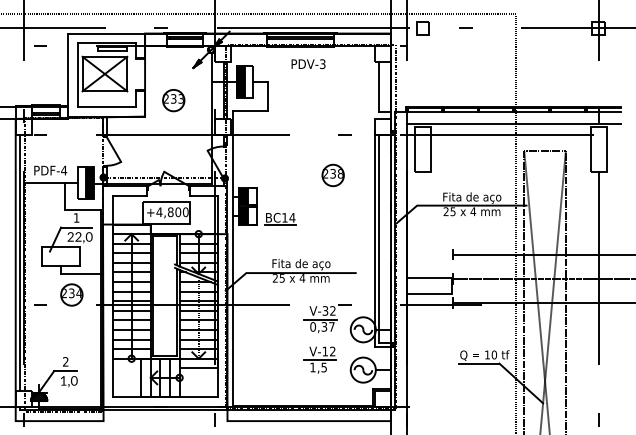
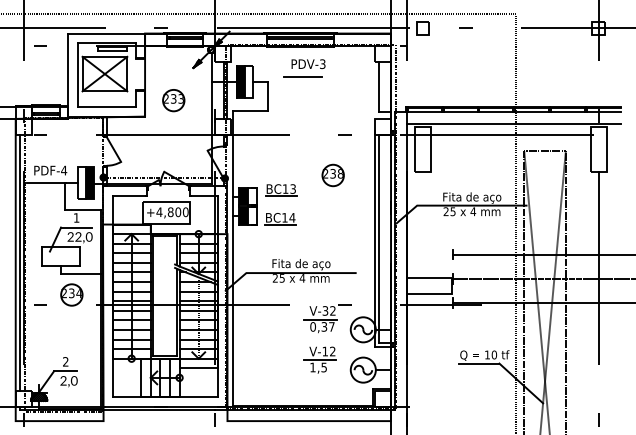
line: none -> present (303, 76)
part: none -> present (281, 190)
text: 1,0 -> 2,0 (63, 380)
